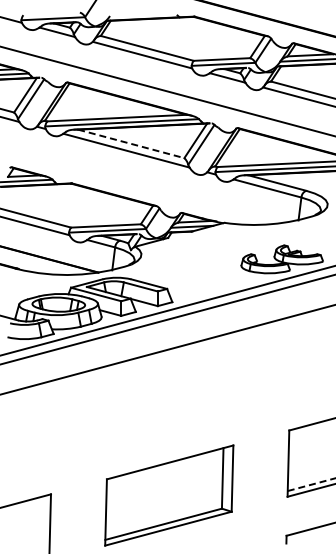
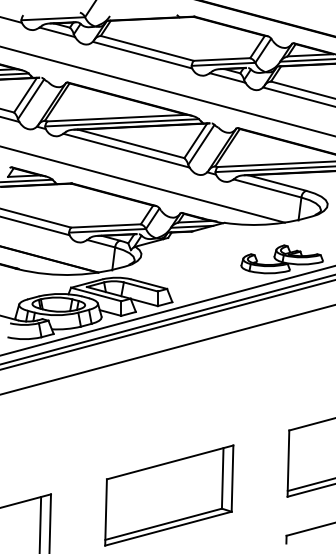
line: dashed -> solid (131, 143)
line: none -> present (143, 184)
line: none -> present (167, 324)
line: dashed -> solid (311, 484)
line: none -> present (40, 523)
